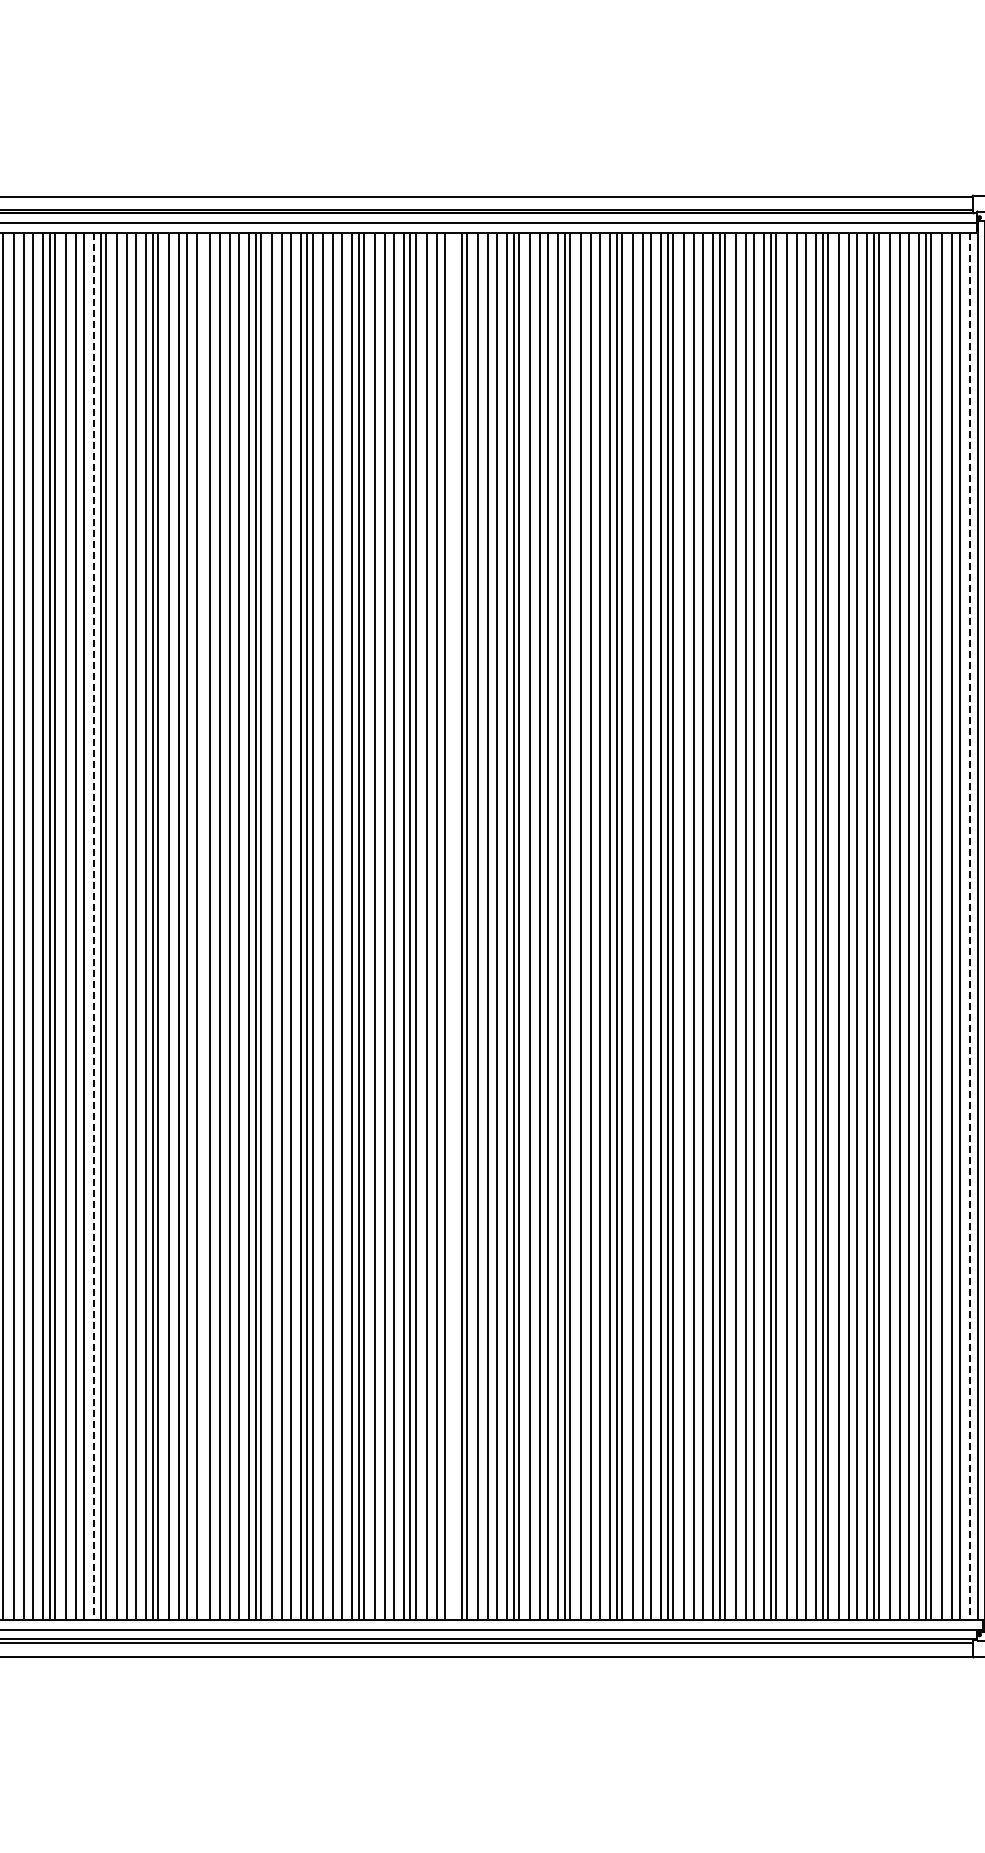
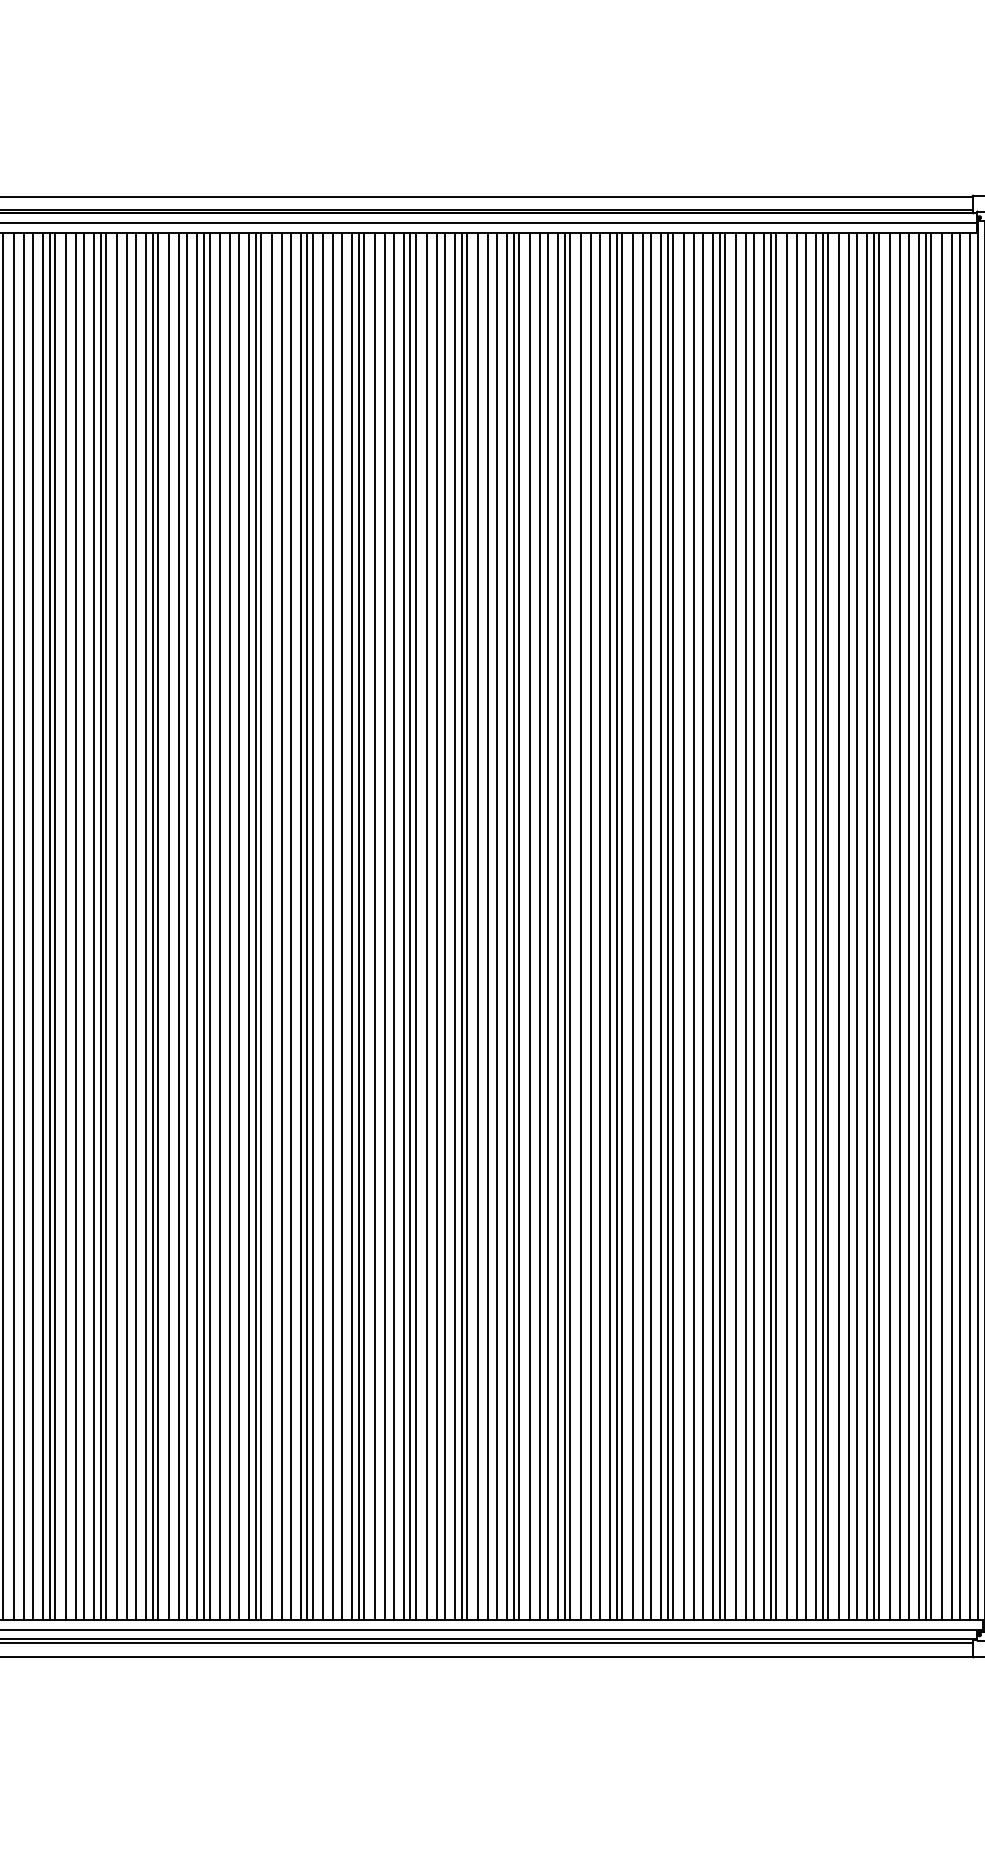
line: none -> present (204, 926)
line: none -> present (455, 926)
line: dashed -> solid (94, 927)
line: dashed -> solid (970, 927)
